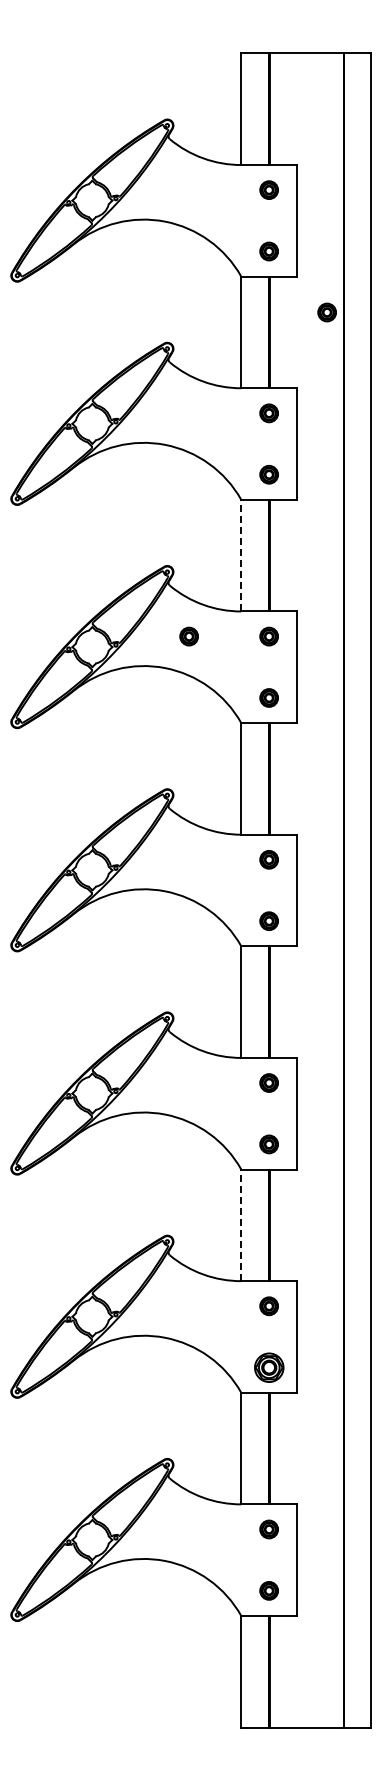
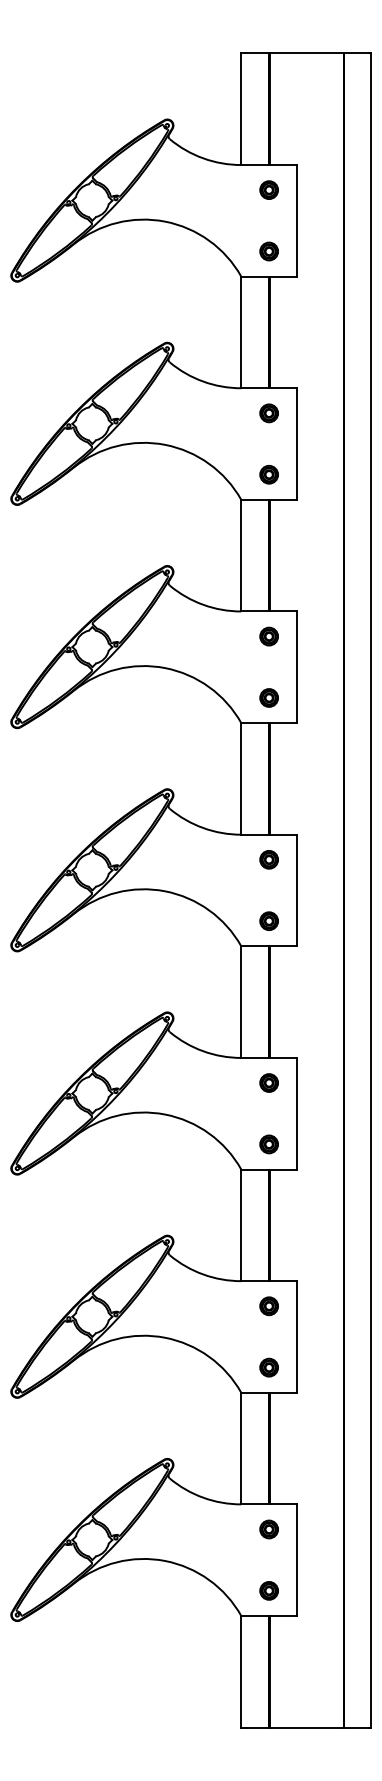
part: present -> none (326, 312)
line: dashed -> solid (241, 555)
part: present -> none (188, 636)
line: dashed -> solid (241, 1225)
part size: 31x31 px -> 20x21 px (268, 1367)
